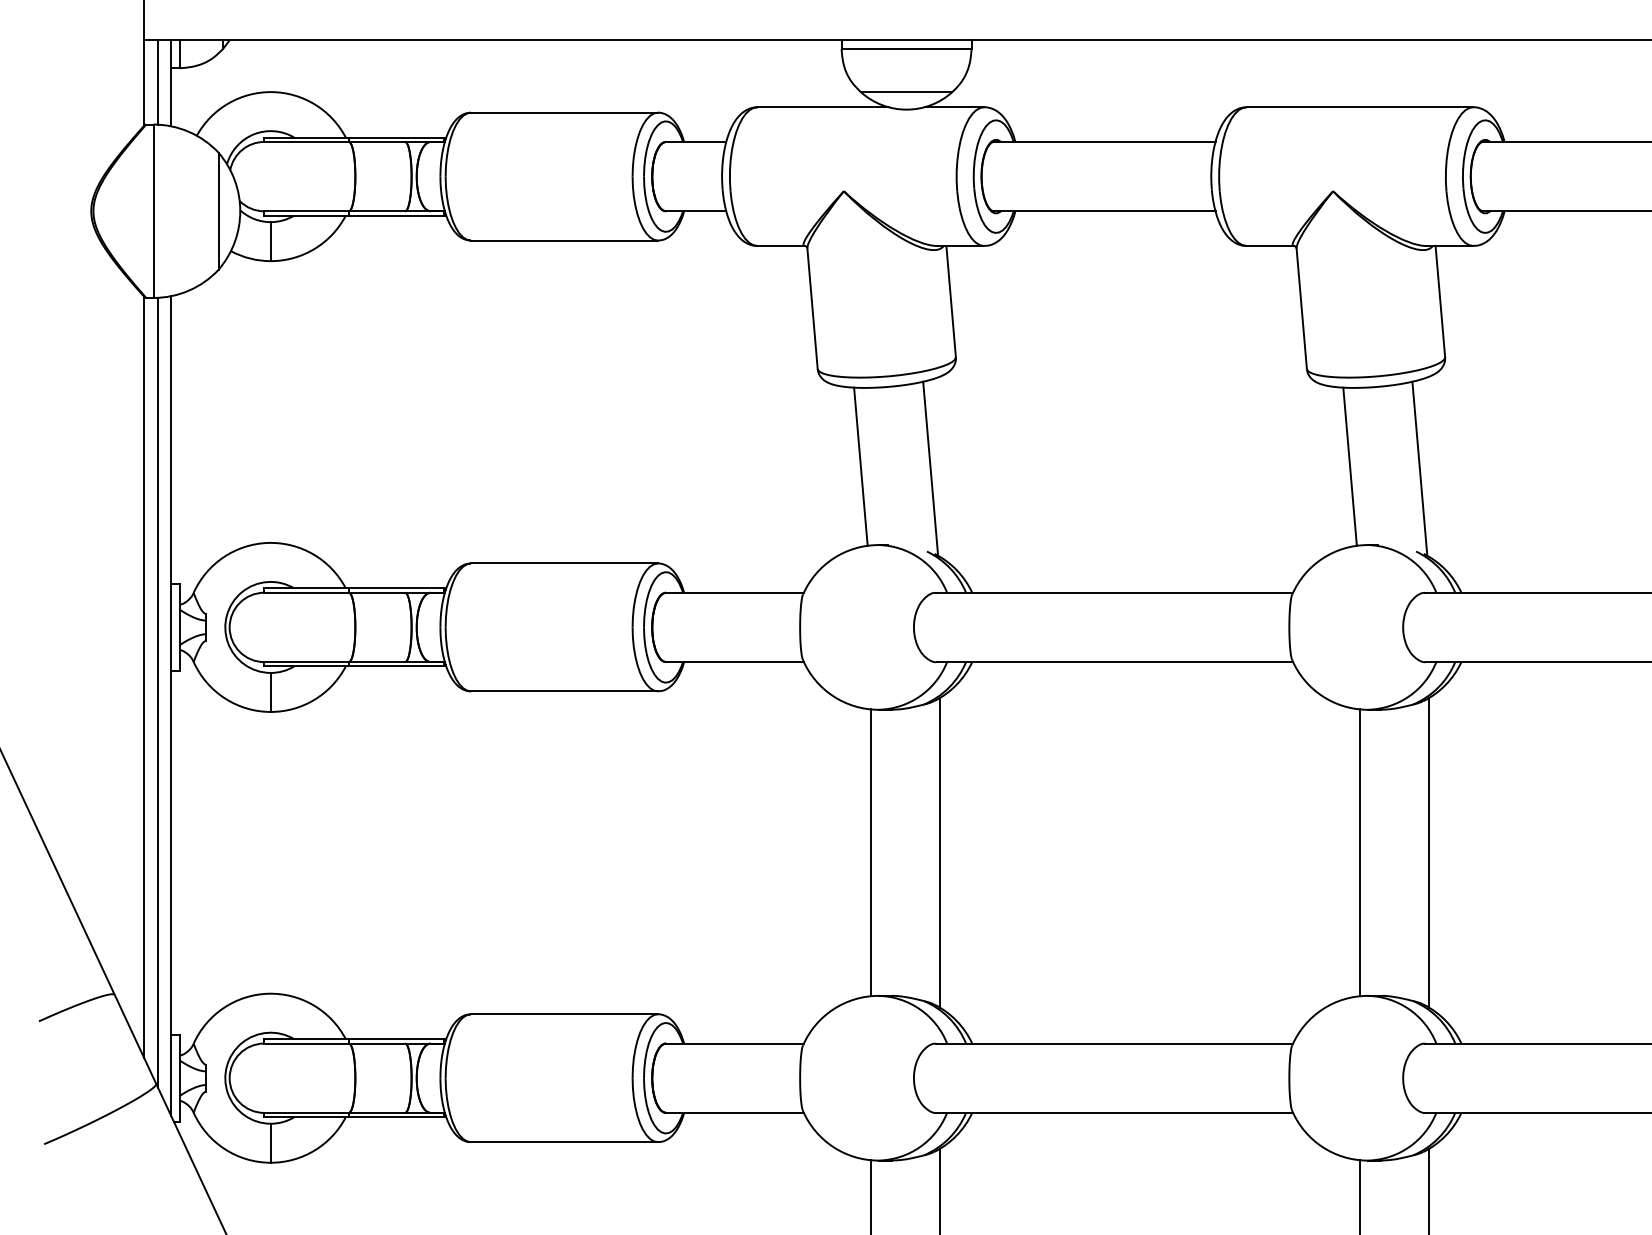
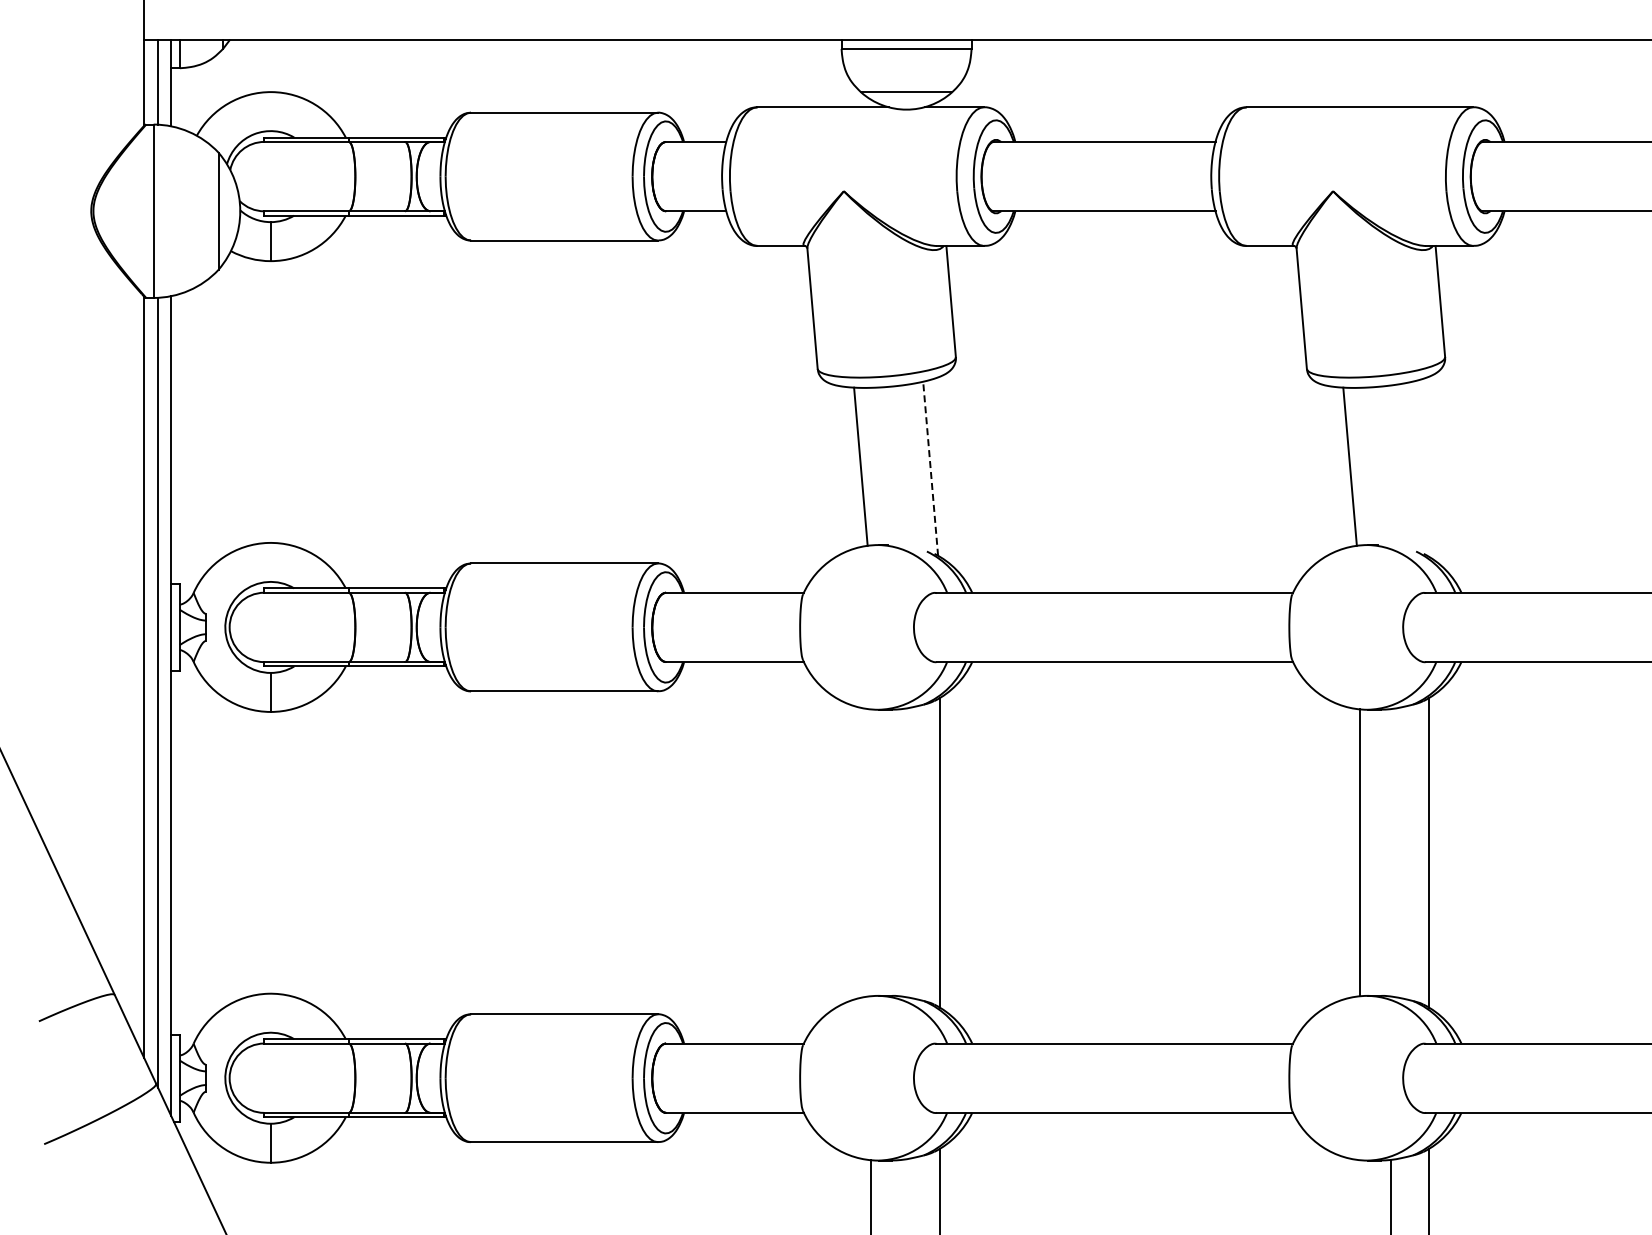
line: solid -> dashed (930, 468)
line: present -> none (1419, 468)
line: present -> none (870, 852)
line position: (1359, 1195) -> (1390, 1195) (1390, 1195)
